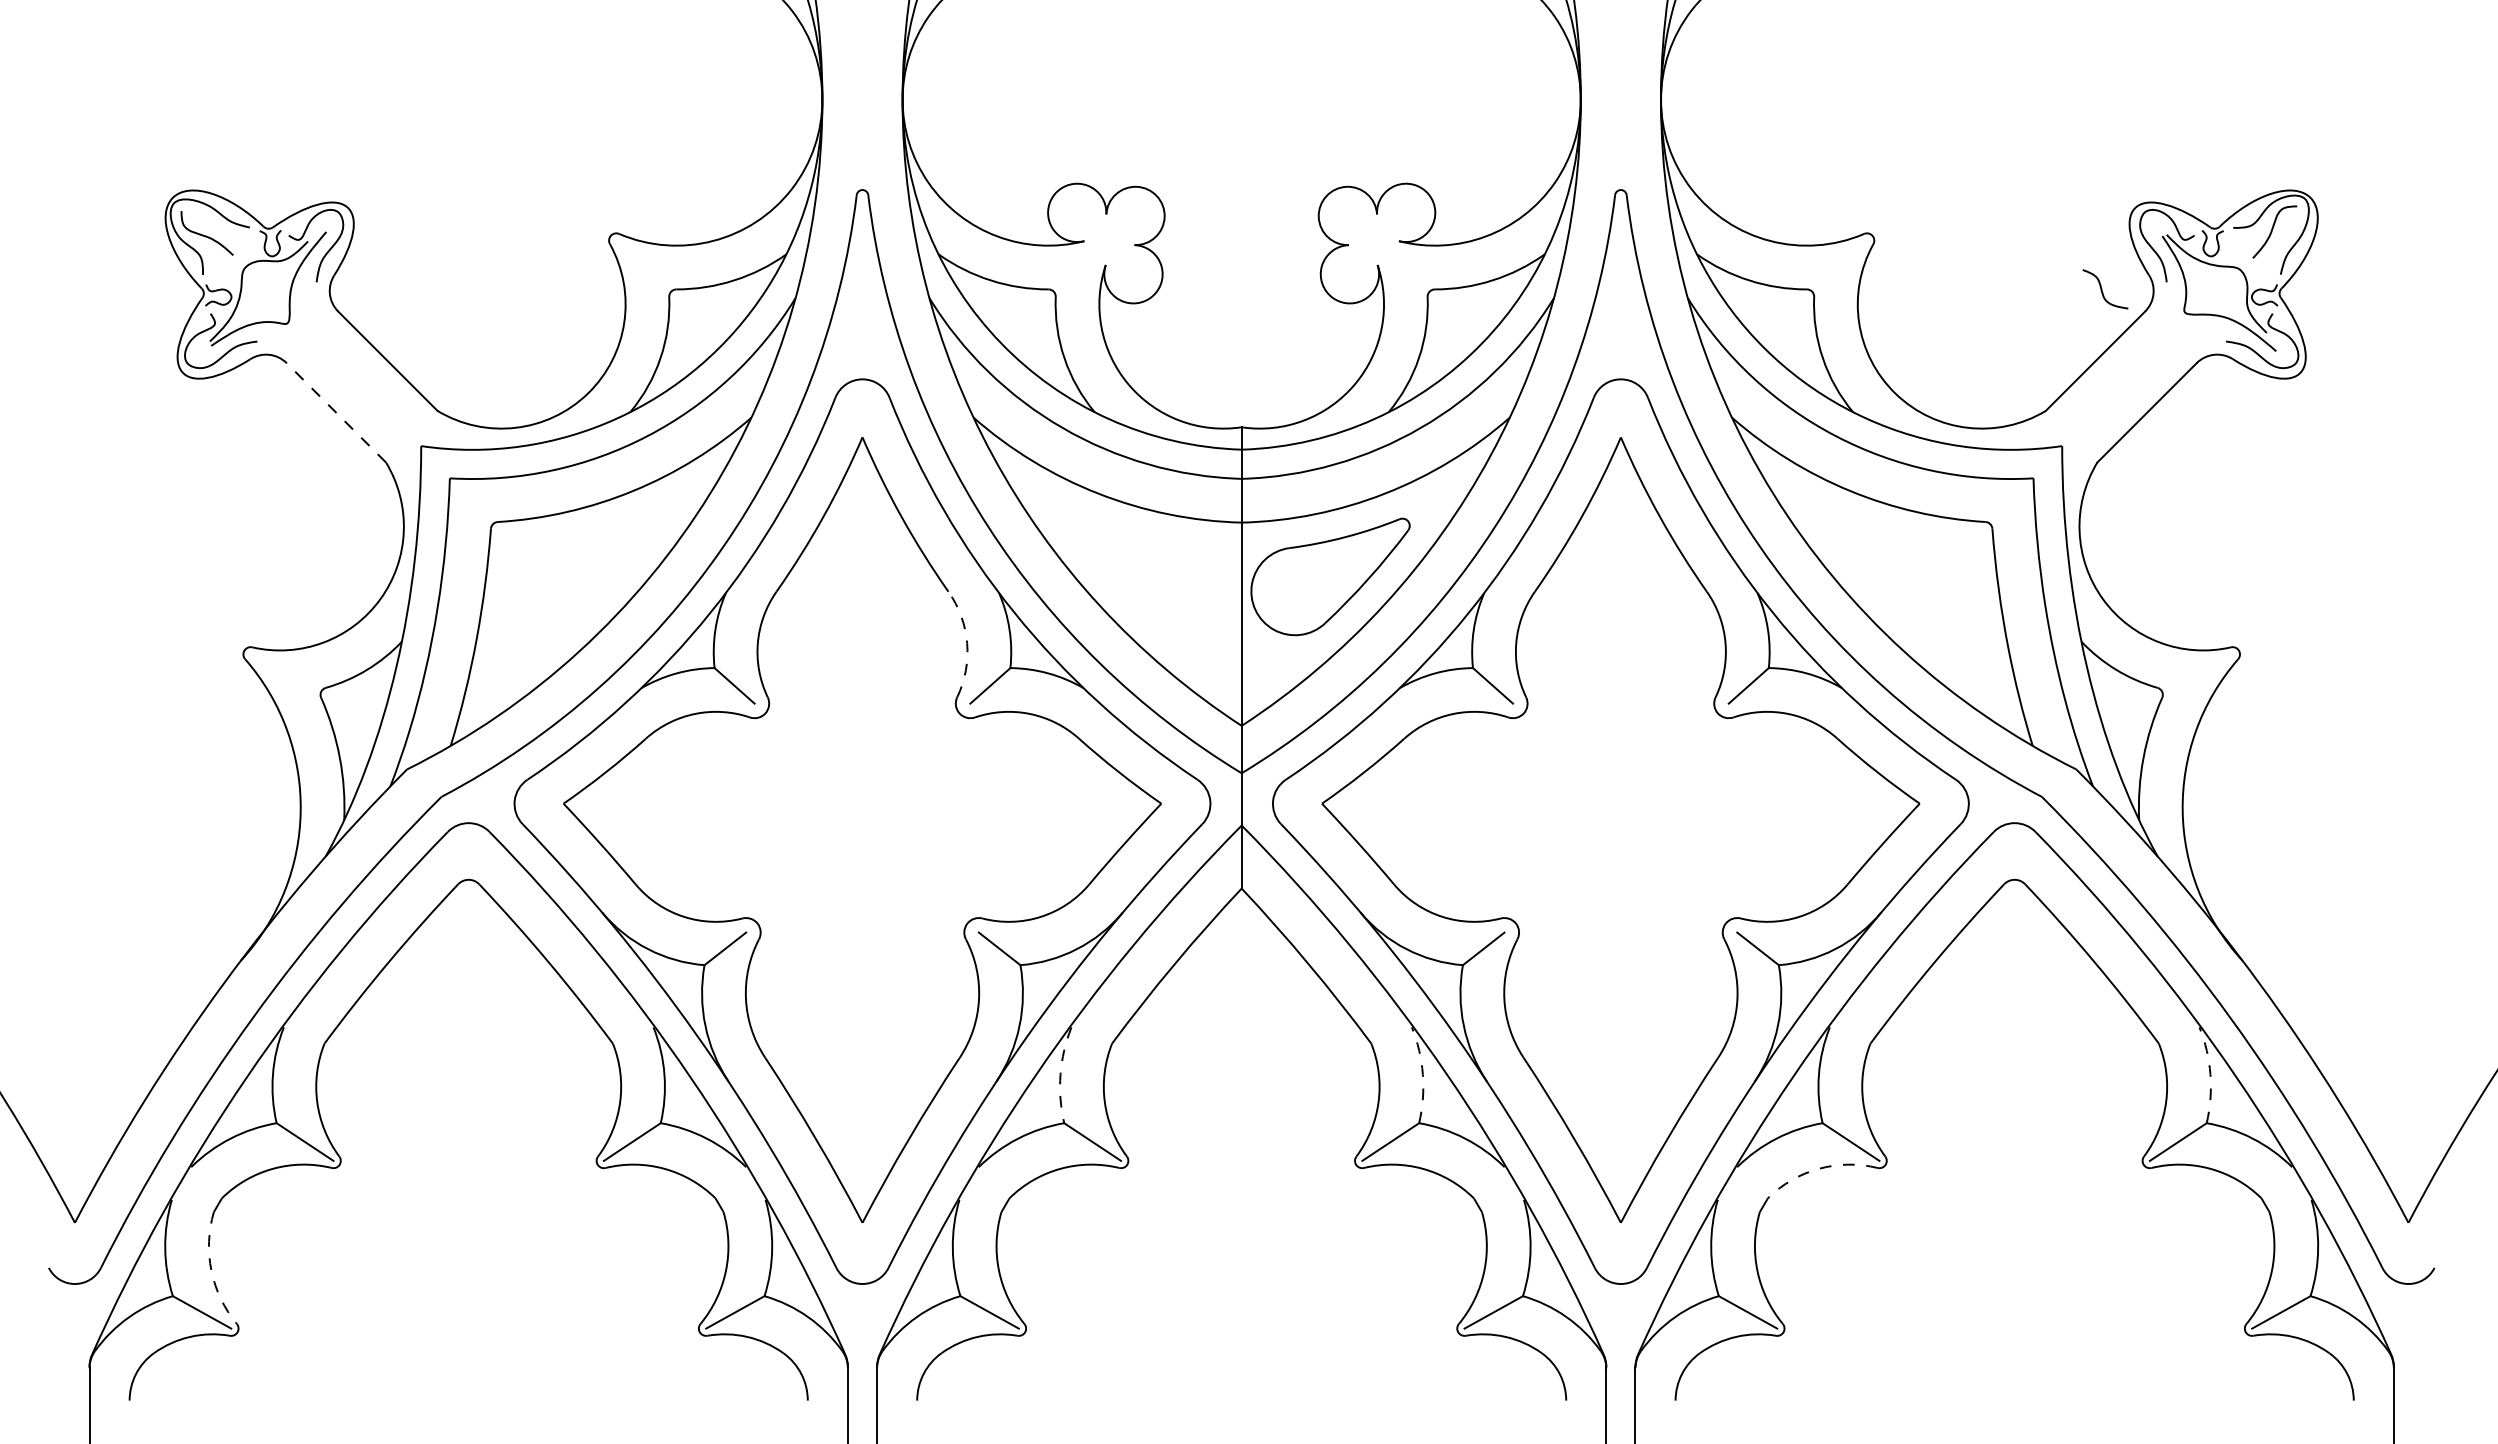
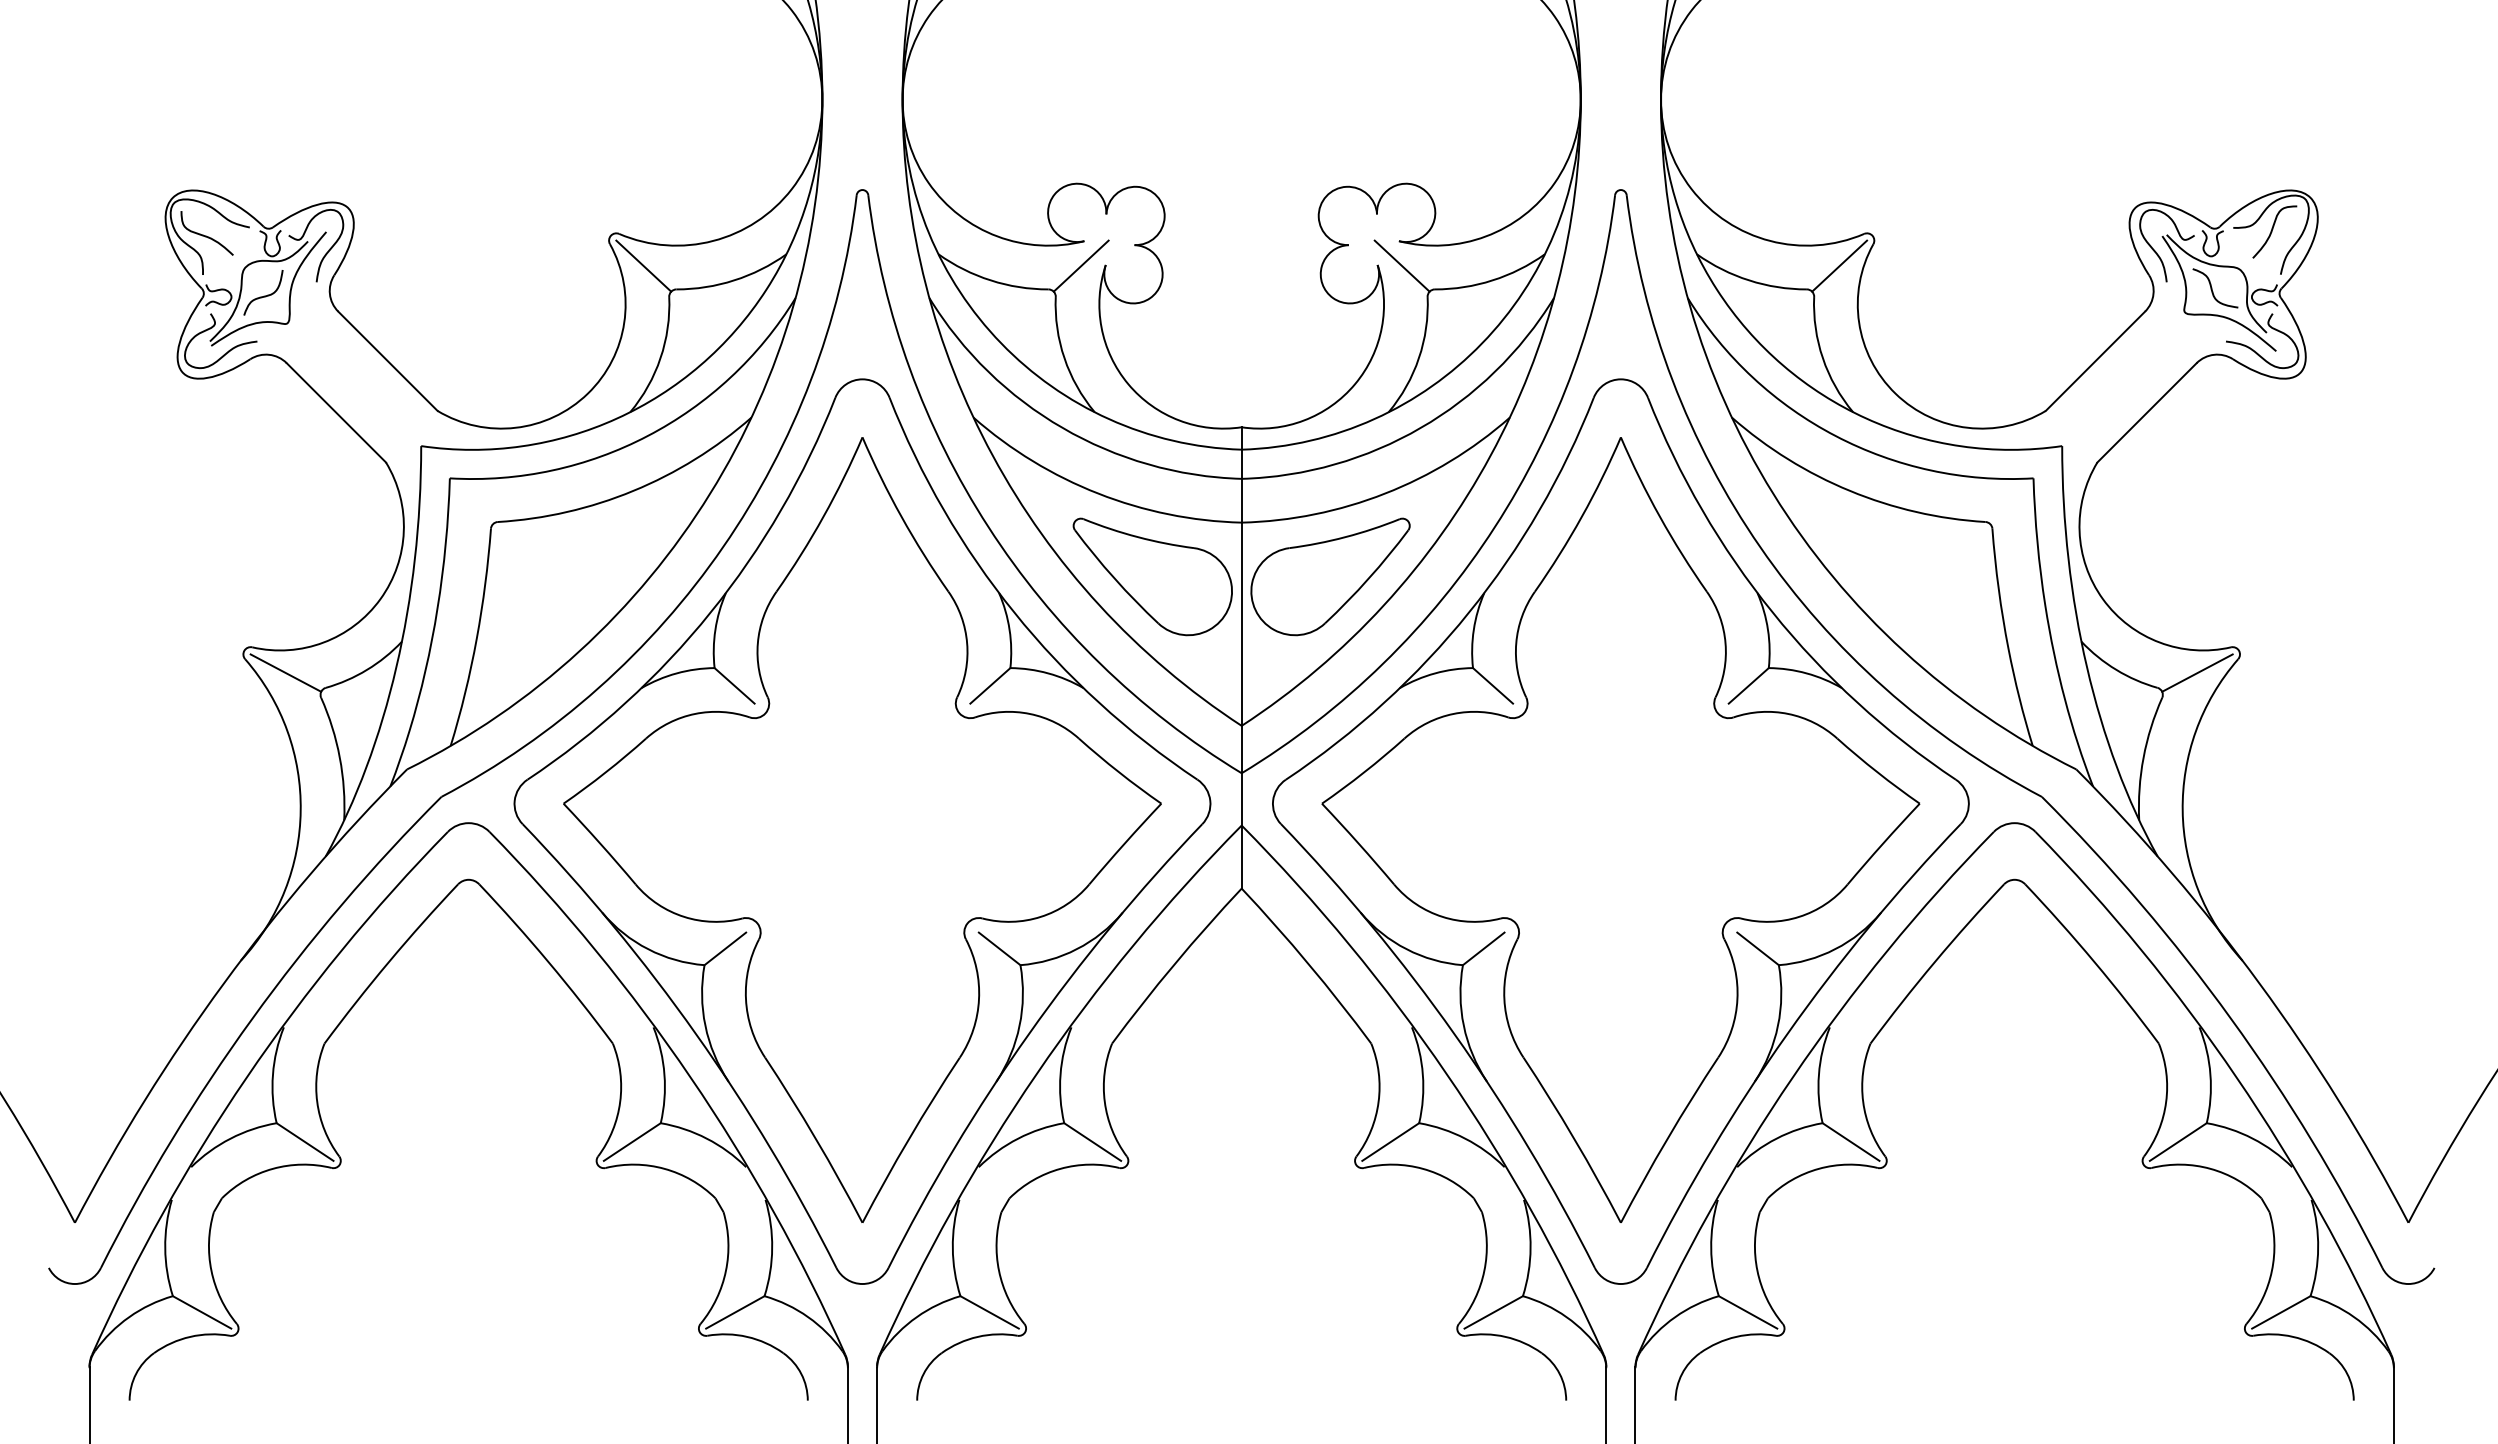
line: none -> present (643, 265)
line: none -> present (1080, 265)
line: none -> present (1401, 265)
line: none -> present (1839, 265)
curve position: (2102, 289) -> (2212, 288) (2212, 288)
curve: none -> present (264, 295)
line: dashed -> solid (336, 412)
part: none -> present (1152, 576)
arc: dashed -> solid (967, 643)
line: none -> present (285, 672)
line: none -> present (2197, 672)
arc: dashed -> solid (1060, 1074)
arc: dashed -> solid (1422, 1074)
arc: dashed -> solid (2210, 1074)
arc: dashed -> solid (1818, 1168)
arc: dashed -> solid (211, 1270)
